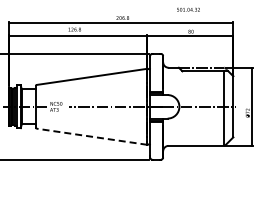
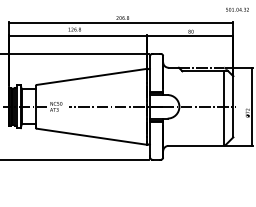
text position: (188, 9) -> (237, 9) (237, 9)
line: dashed -> solid (92, 136)
